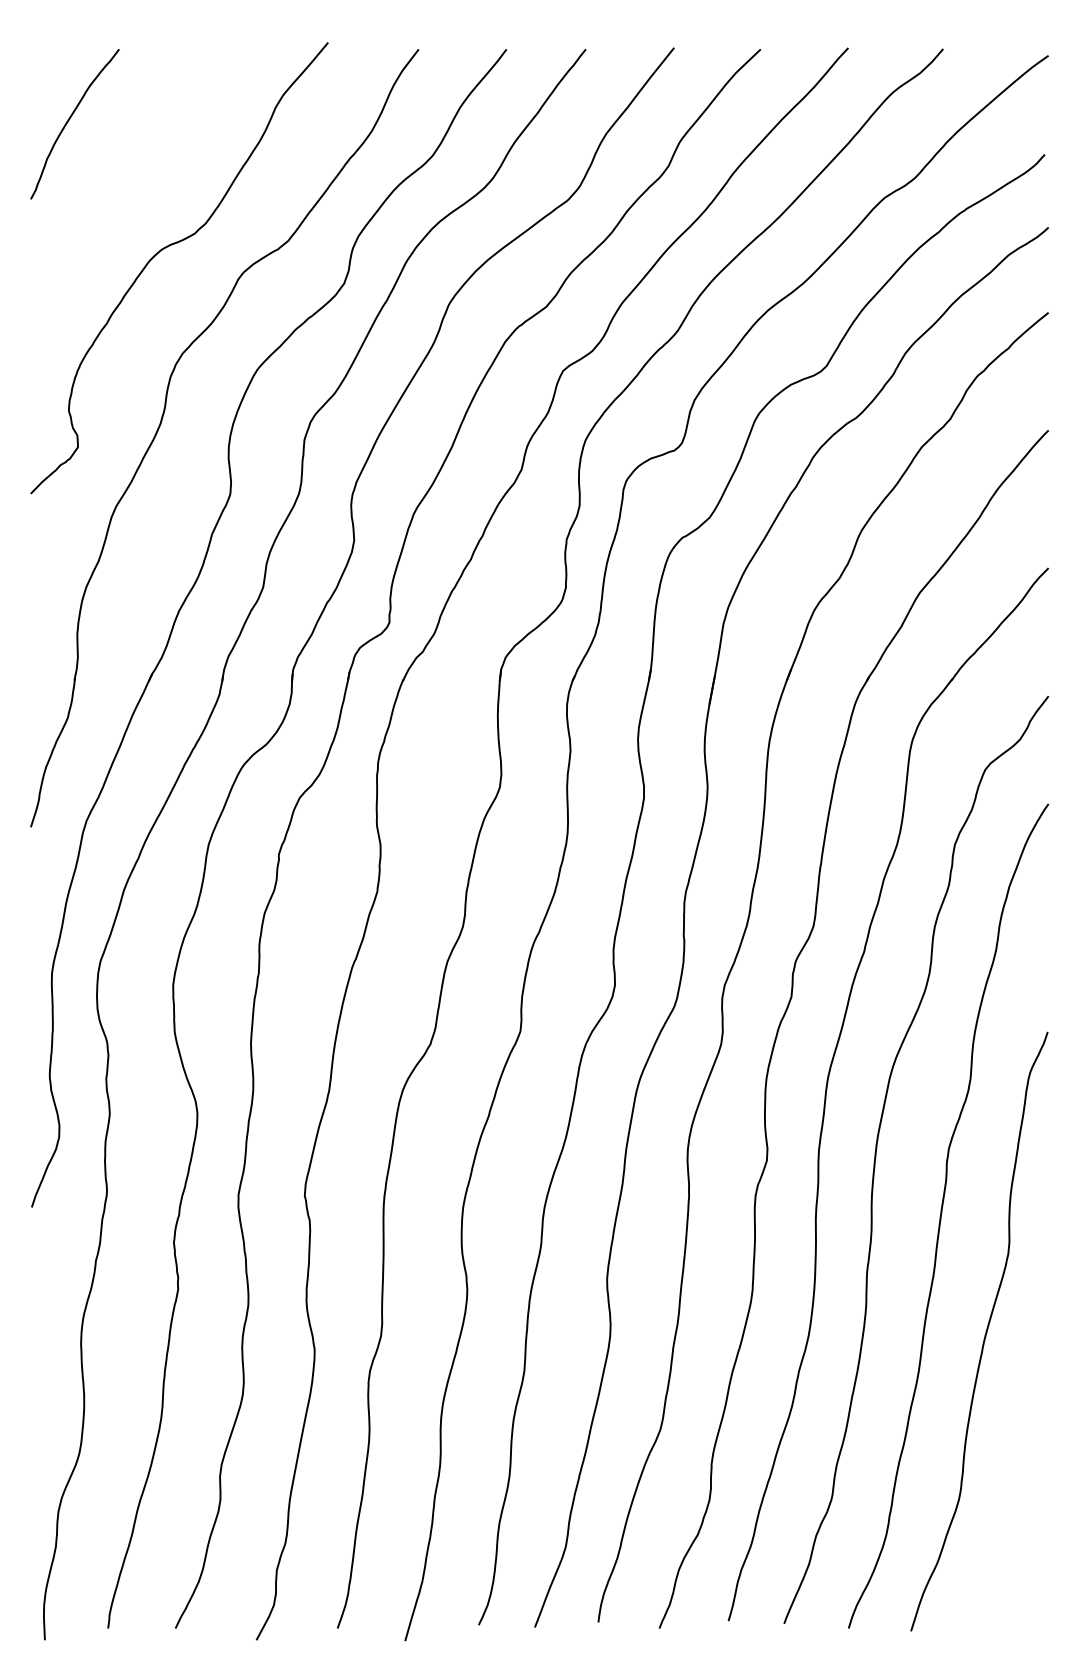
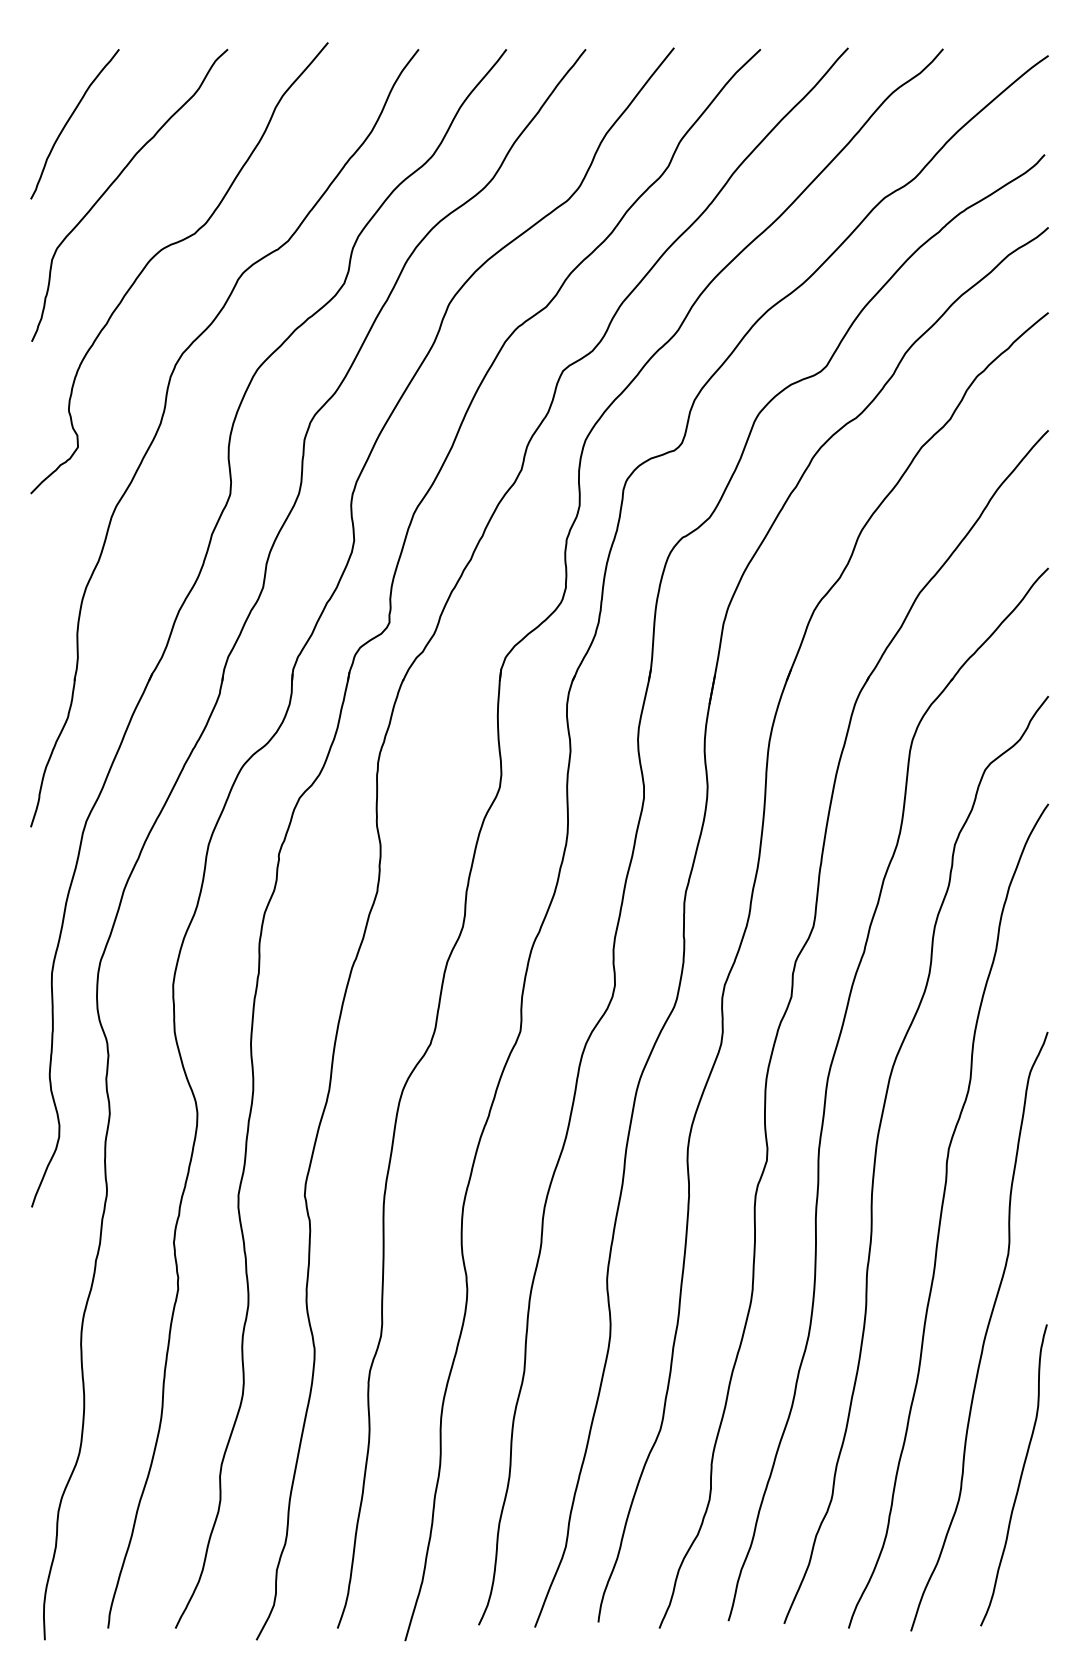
curve: none -> present (116, 180)
curve: none -> present (1019, 1478)
